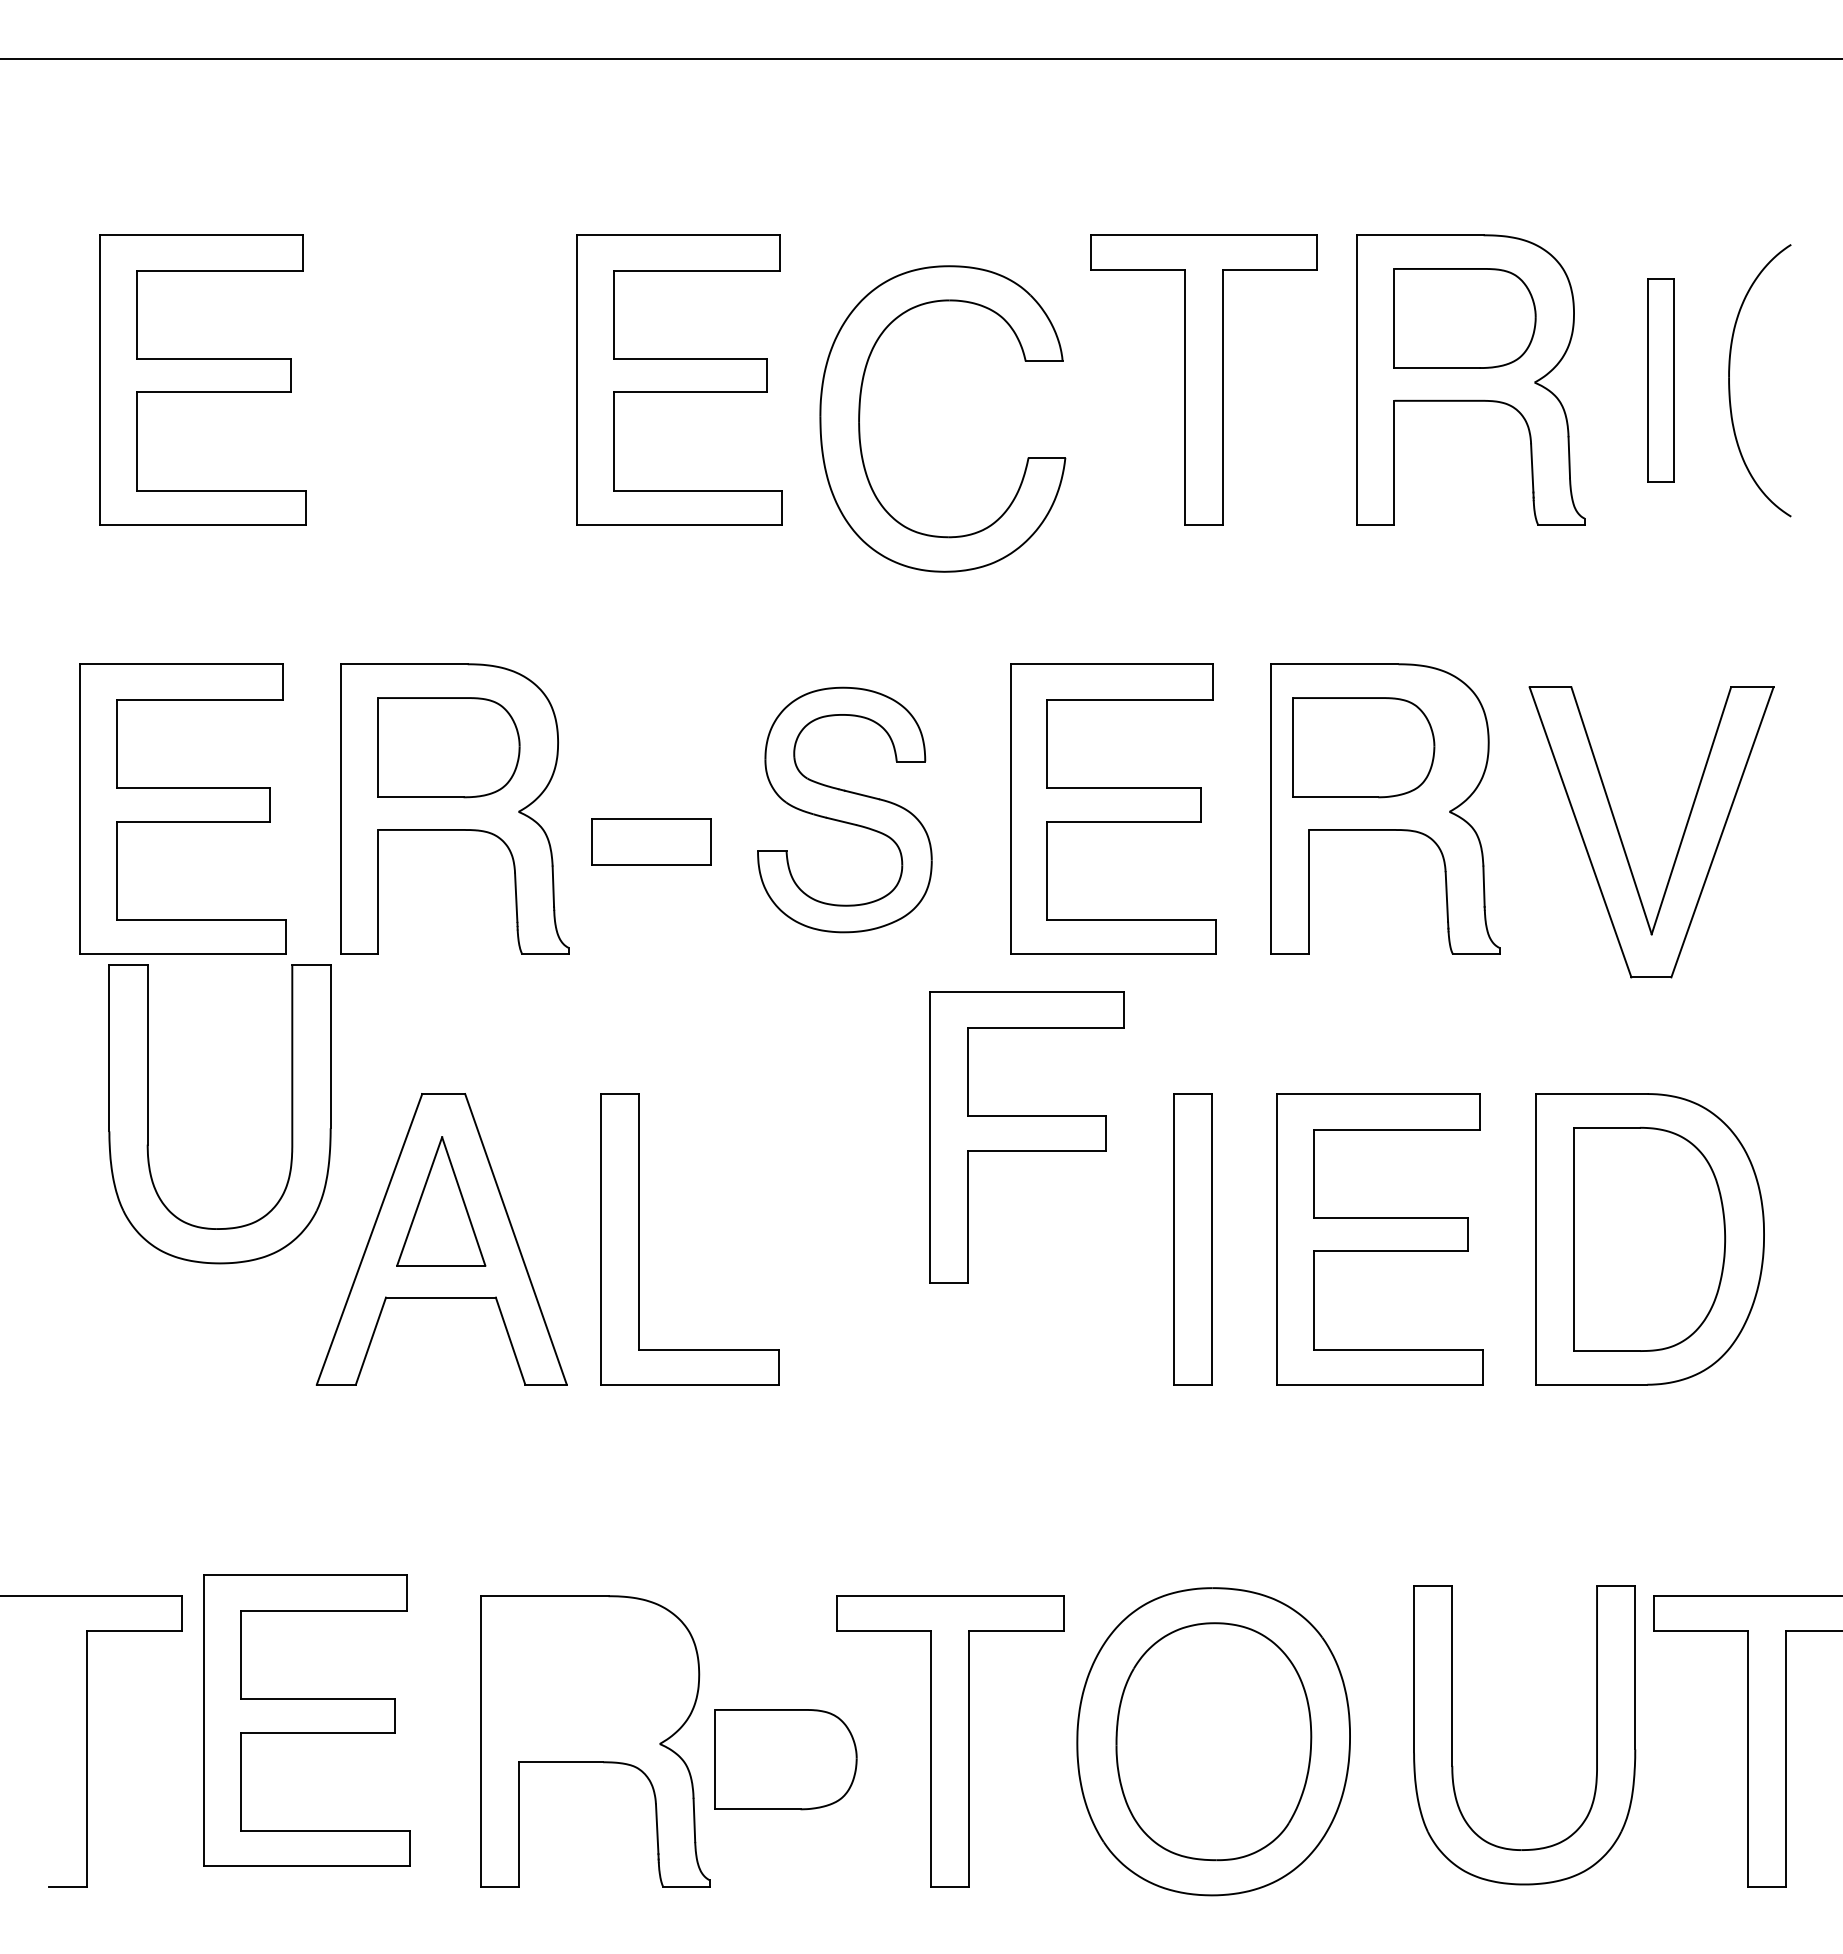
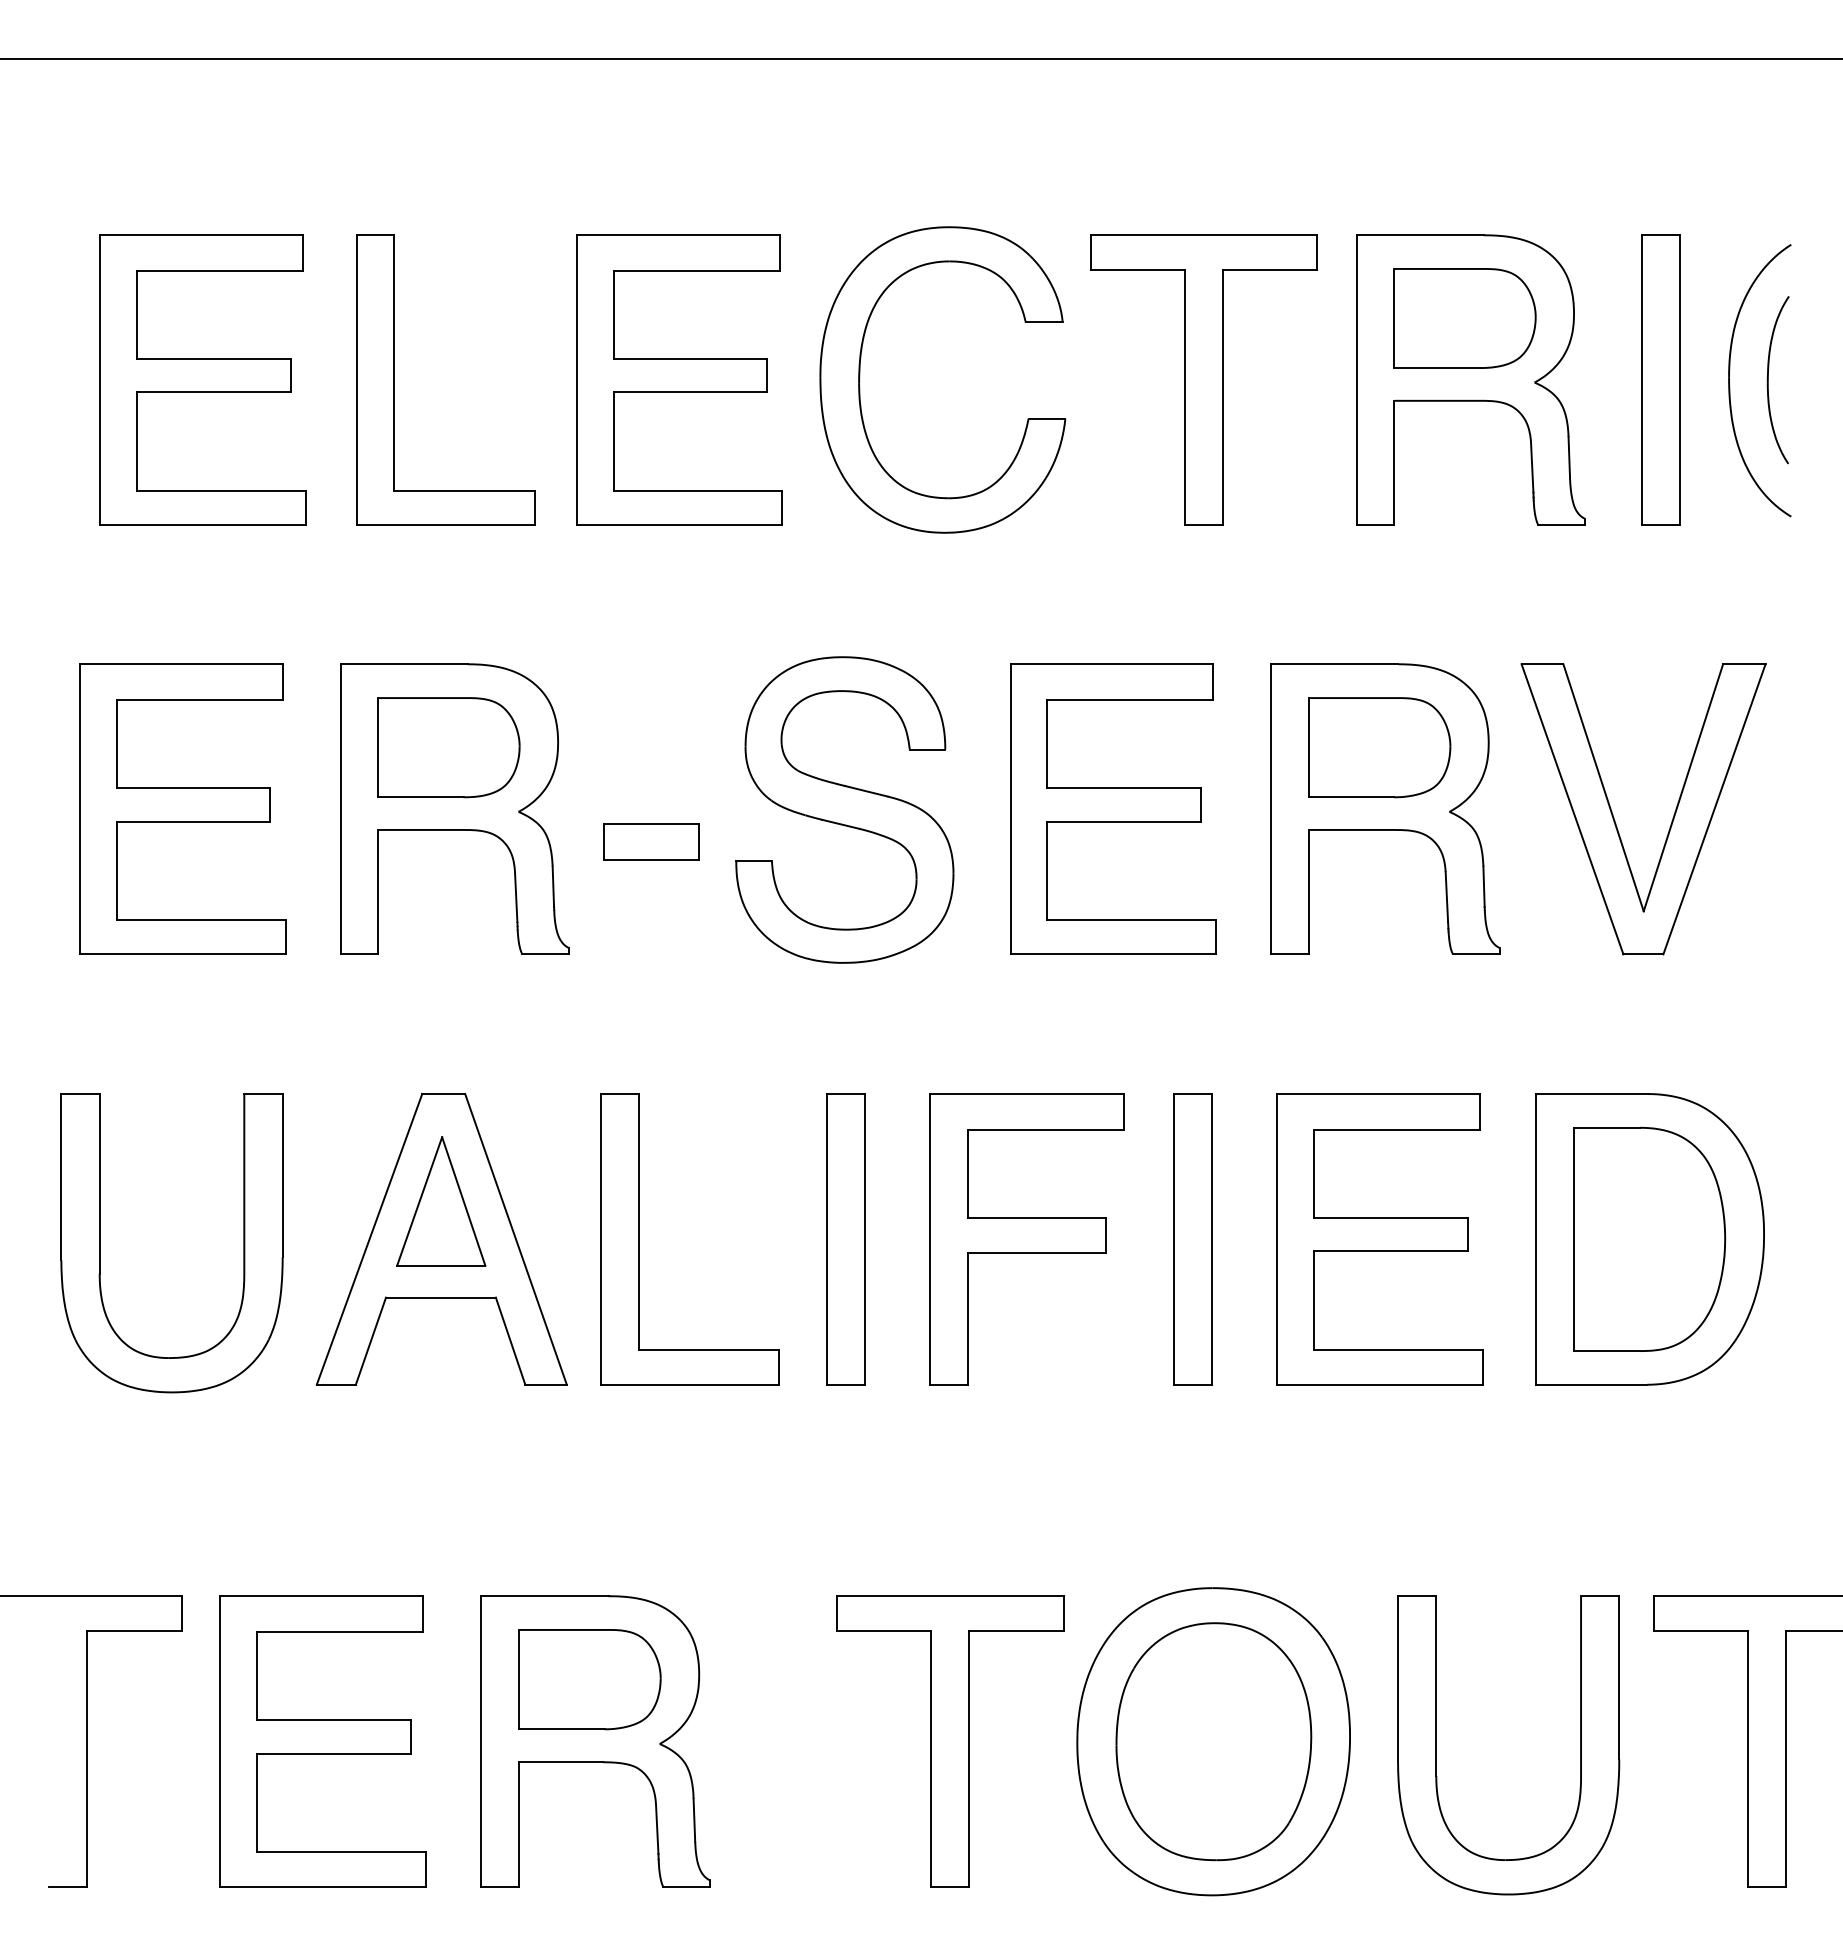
part: none -> present (394, 379)
part size: 28x205 px -> 40x292 px (1660, 379)
part: none -> present (1768, 380)
part position: (860, 416) -> (860, 377) (860, 377)
part position: (1363, 747) -> (1379, 747) (1379, 747)
part size: 176x248 px -> 220x308 px (844, 809)
part position: (1622, 840) -> (1614, 817) (1614, 817)
part size: 121x48 px -> 97x38 px (651, 841)
part position: (148, 1114) -> (100, 1243) (100, 1243)
part position: (1026, 1137) -> (1026, 1239) (1026, 1239)
part: none -> present (845, 1239)
part position: (306, 1720) -> (322, 1741) (322, 1741)
part position: (1452, 1735) -> (1436, 1745) (1436, 1745)
part position: (785, 1759) -> (589, 1679) (589, 1679)
